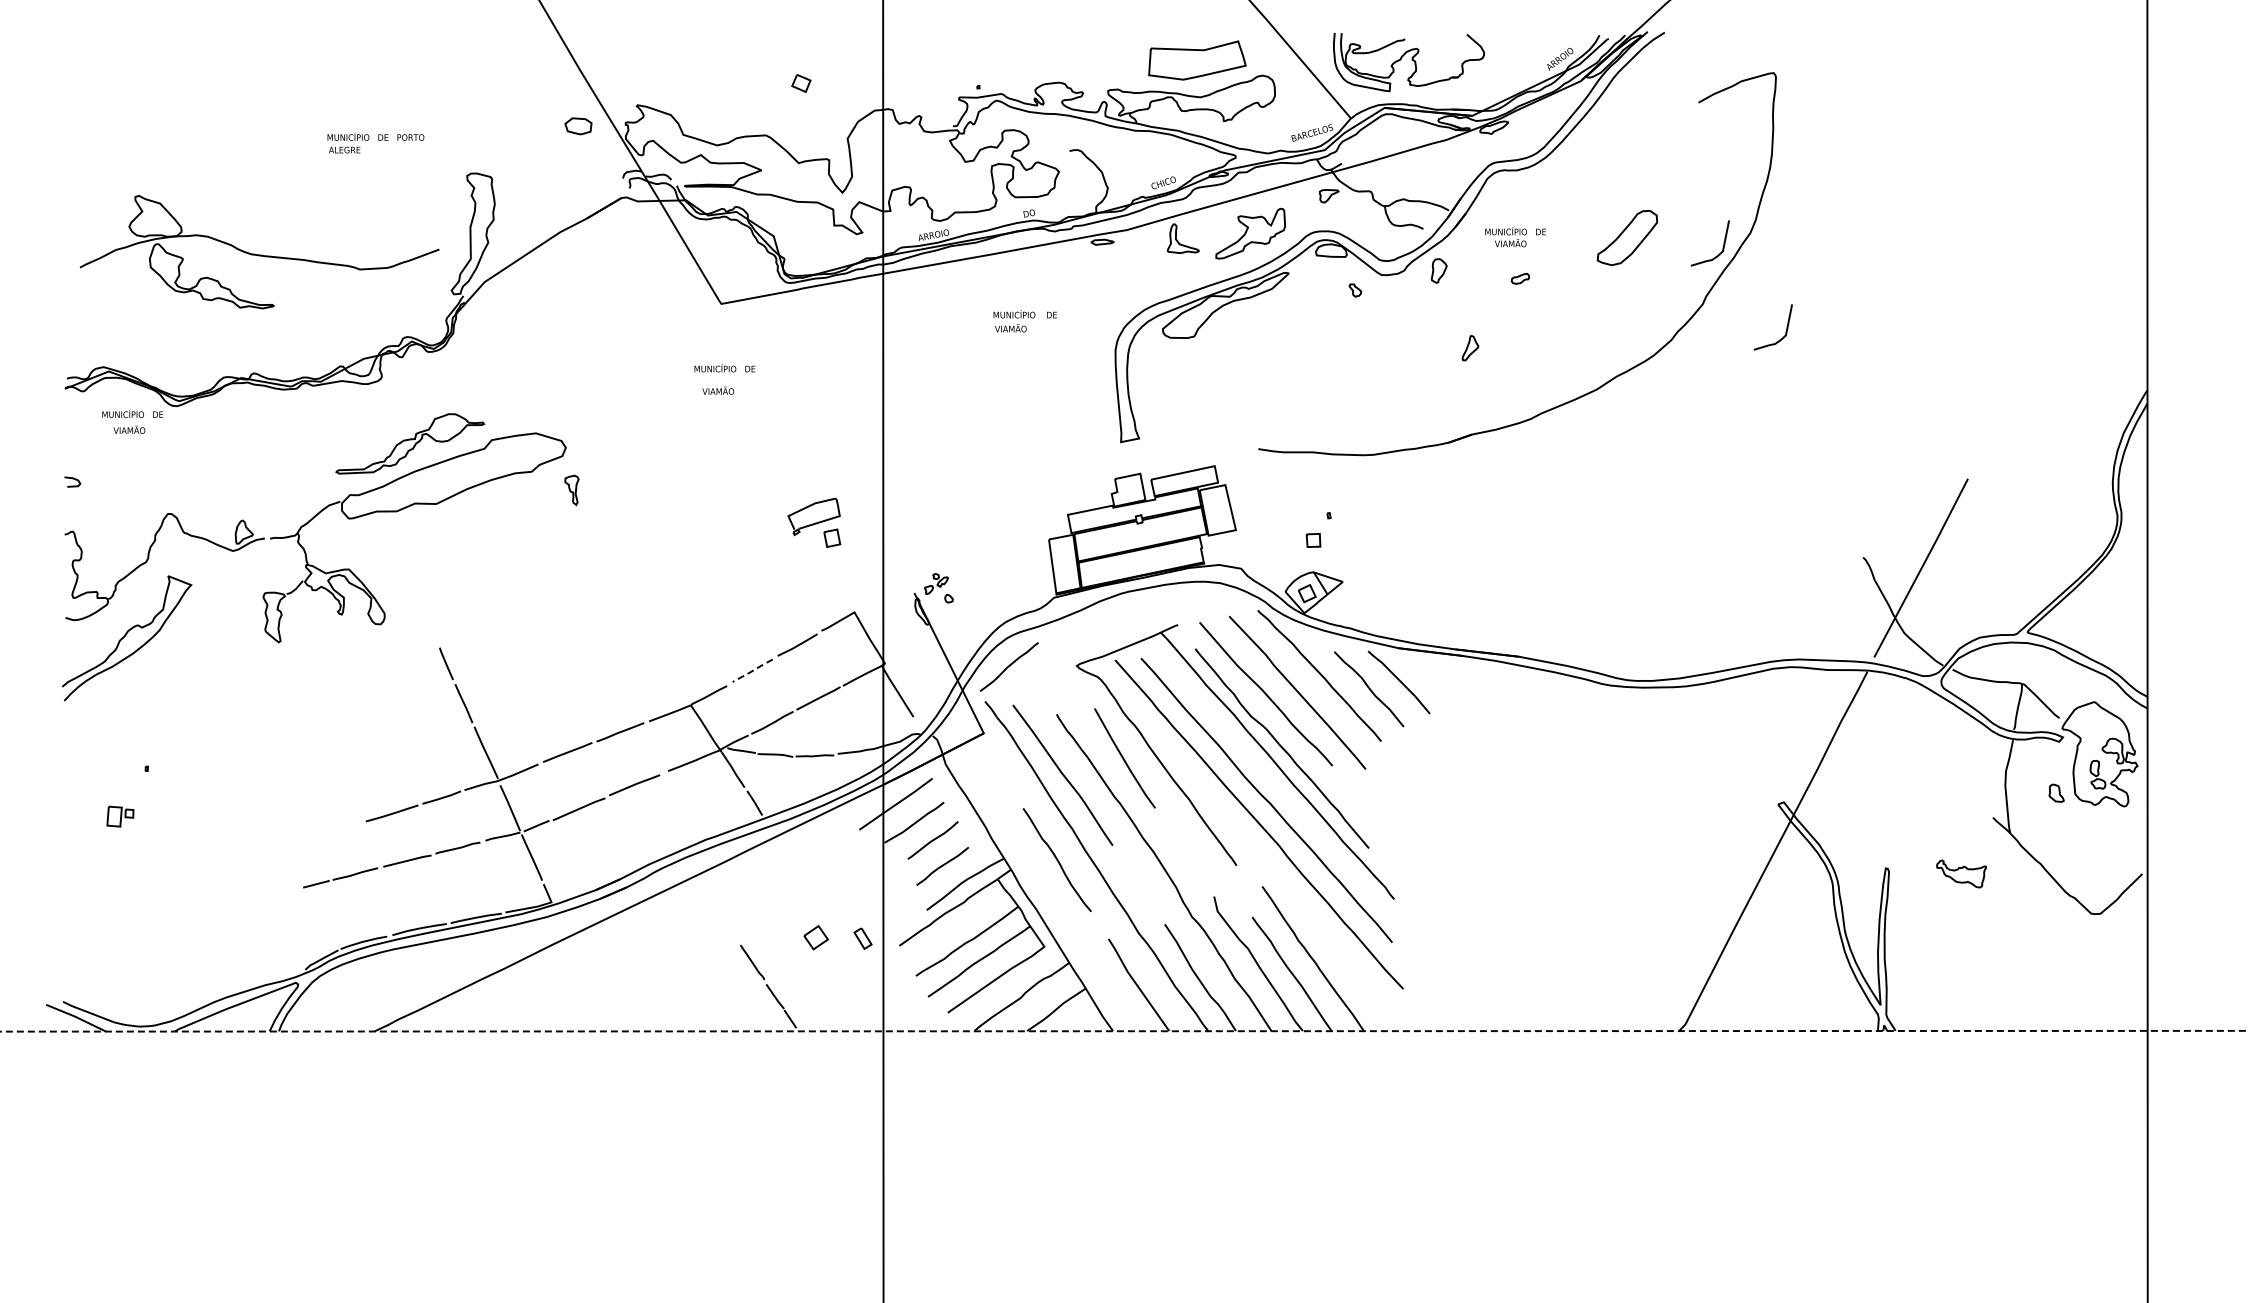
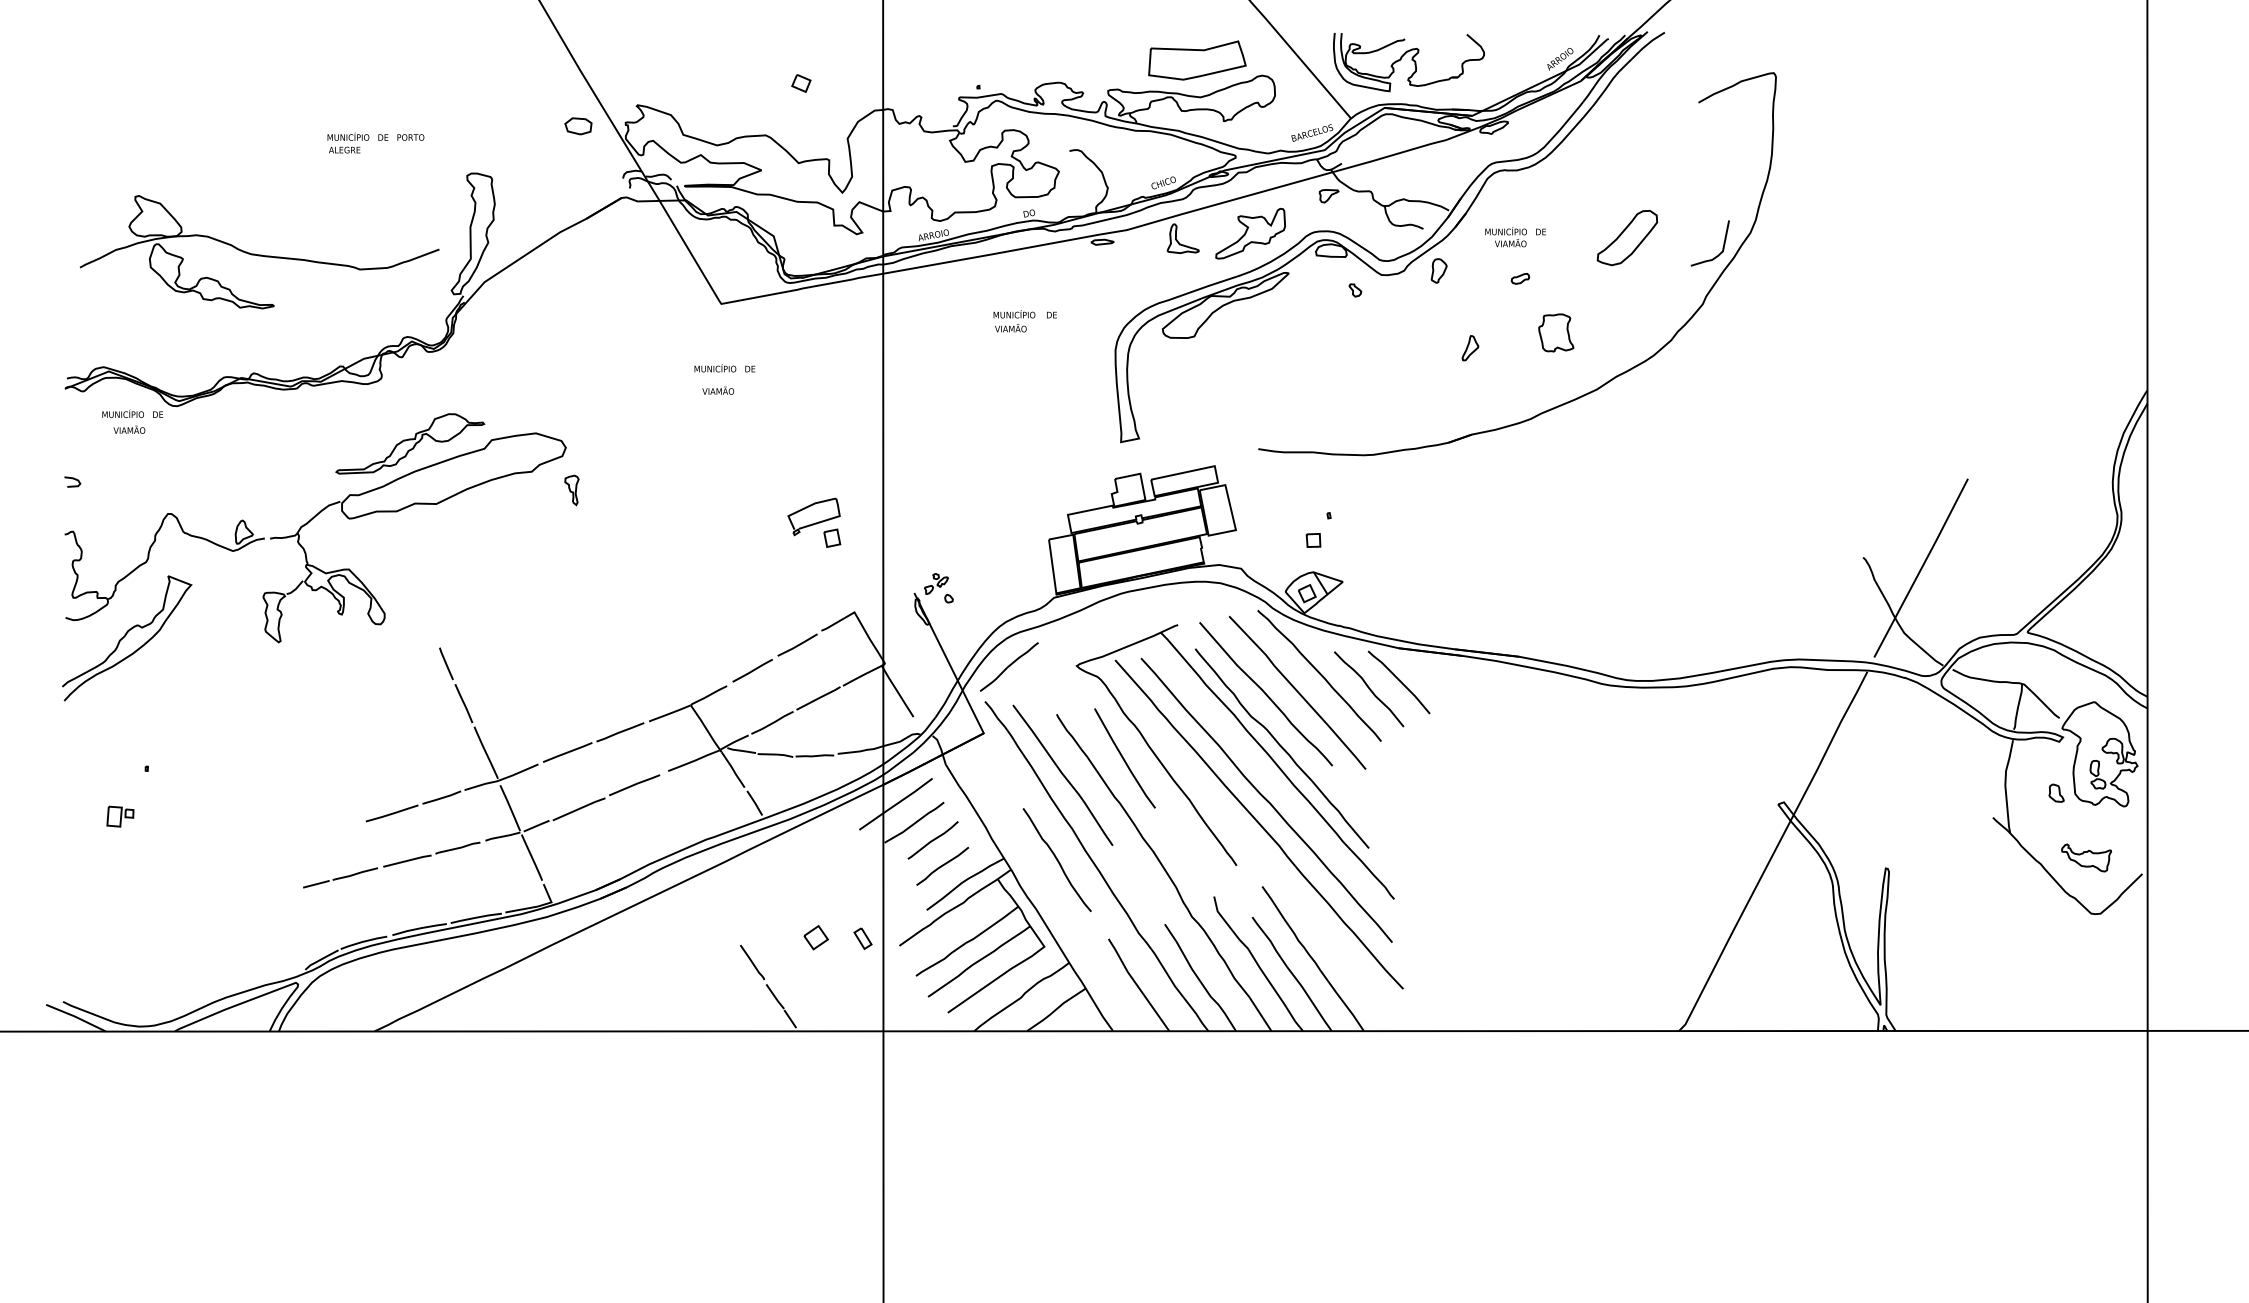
curve: present -> none (1785, 331)
part: none -> present (1556, 332)
line: dashed -> solid (753, 670)
part position: (1961, 873) -> (2086, 857) (2086, 857)
line: dashed -> solid (1124, 1031)
